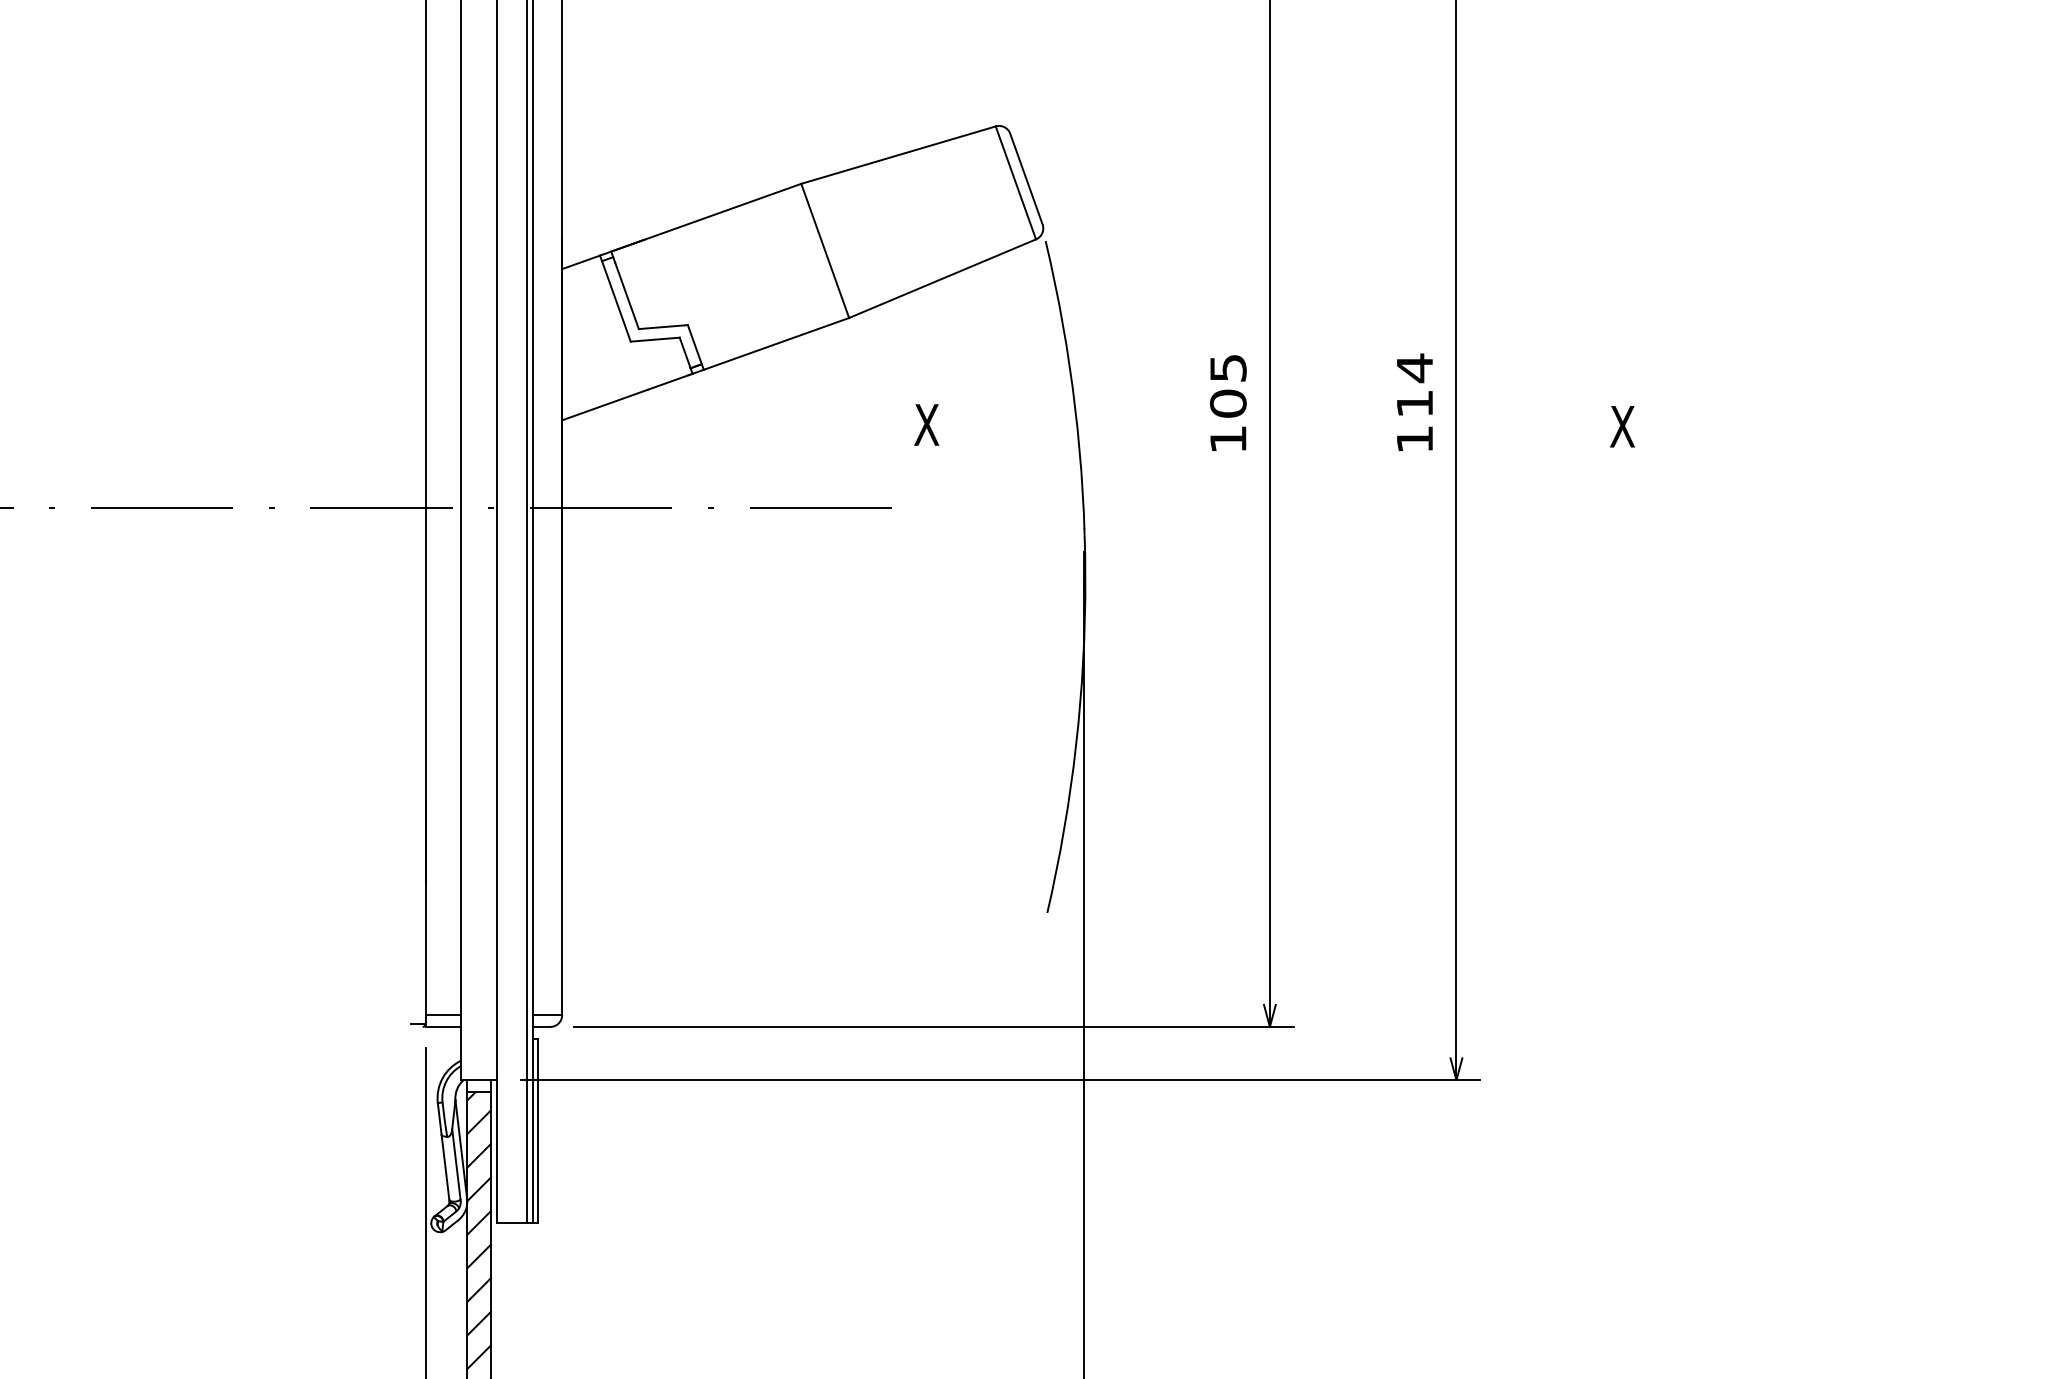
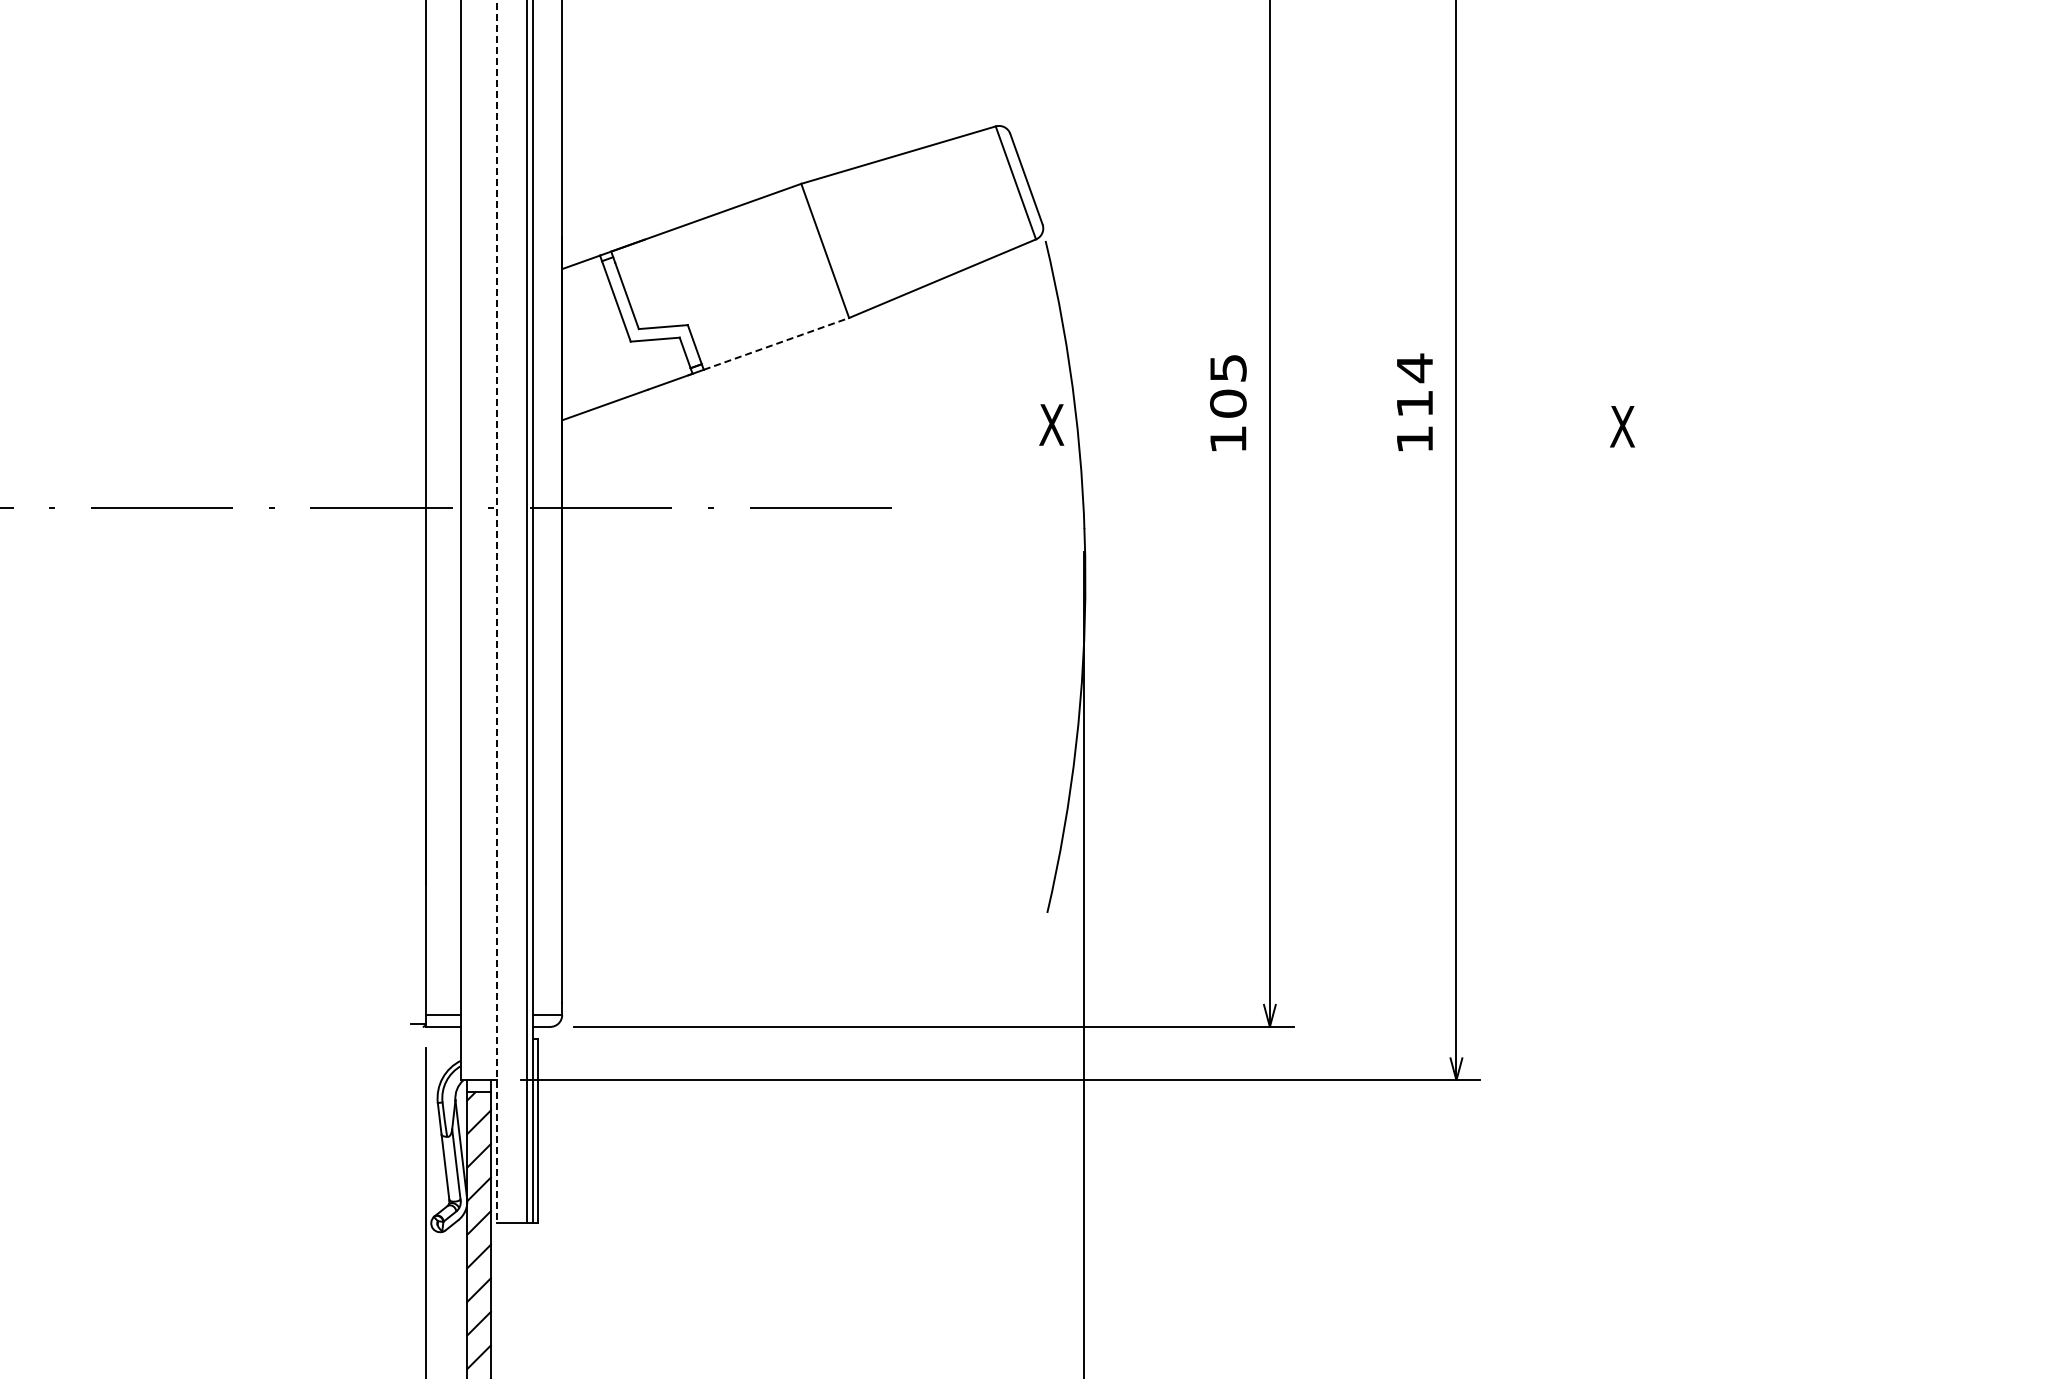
line: solid -> dashed (776, 343)
text position: (926, 424) -> (1051, 424) (1051, 424)
line: solid -> dashed (496, 611)
